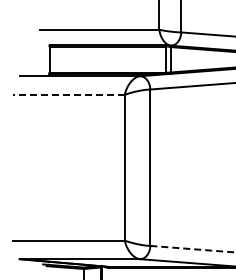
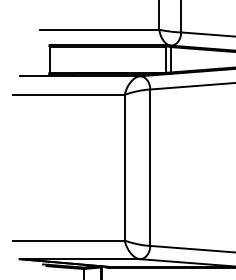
line: dashed -> solid (68, 94)
line: dashed -> solid (192, 249)
